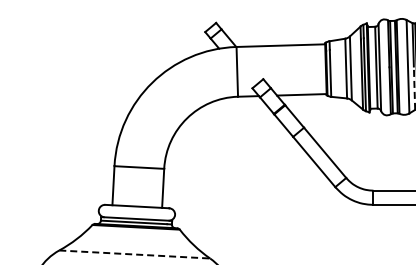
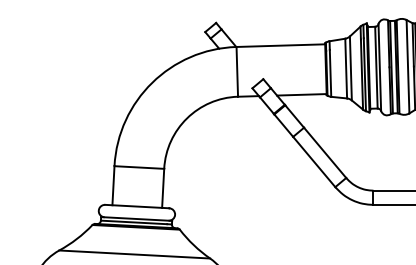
line: dashed -> solid (414, 88)
line: dashed -> solid (134, 254)
